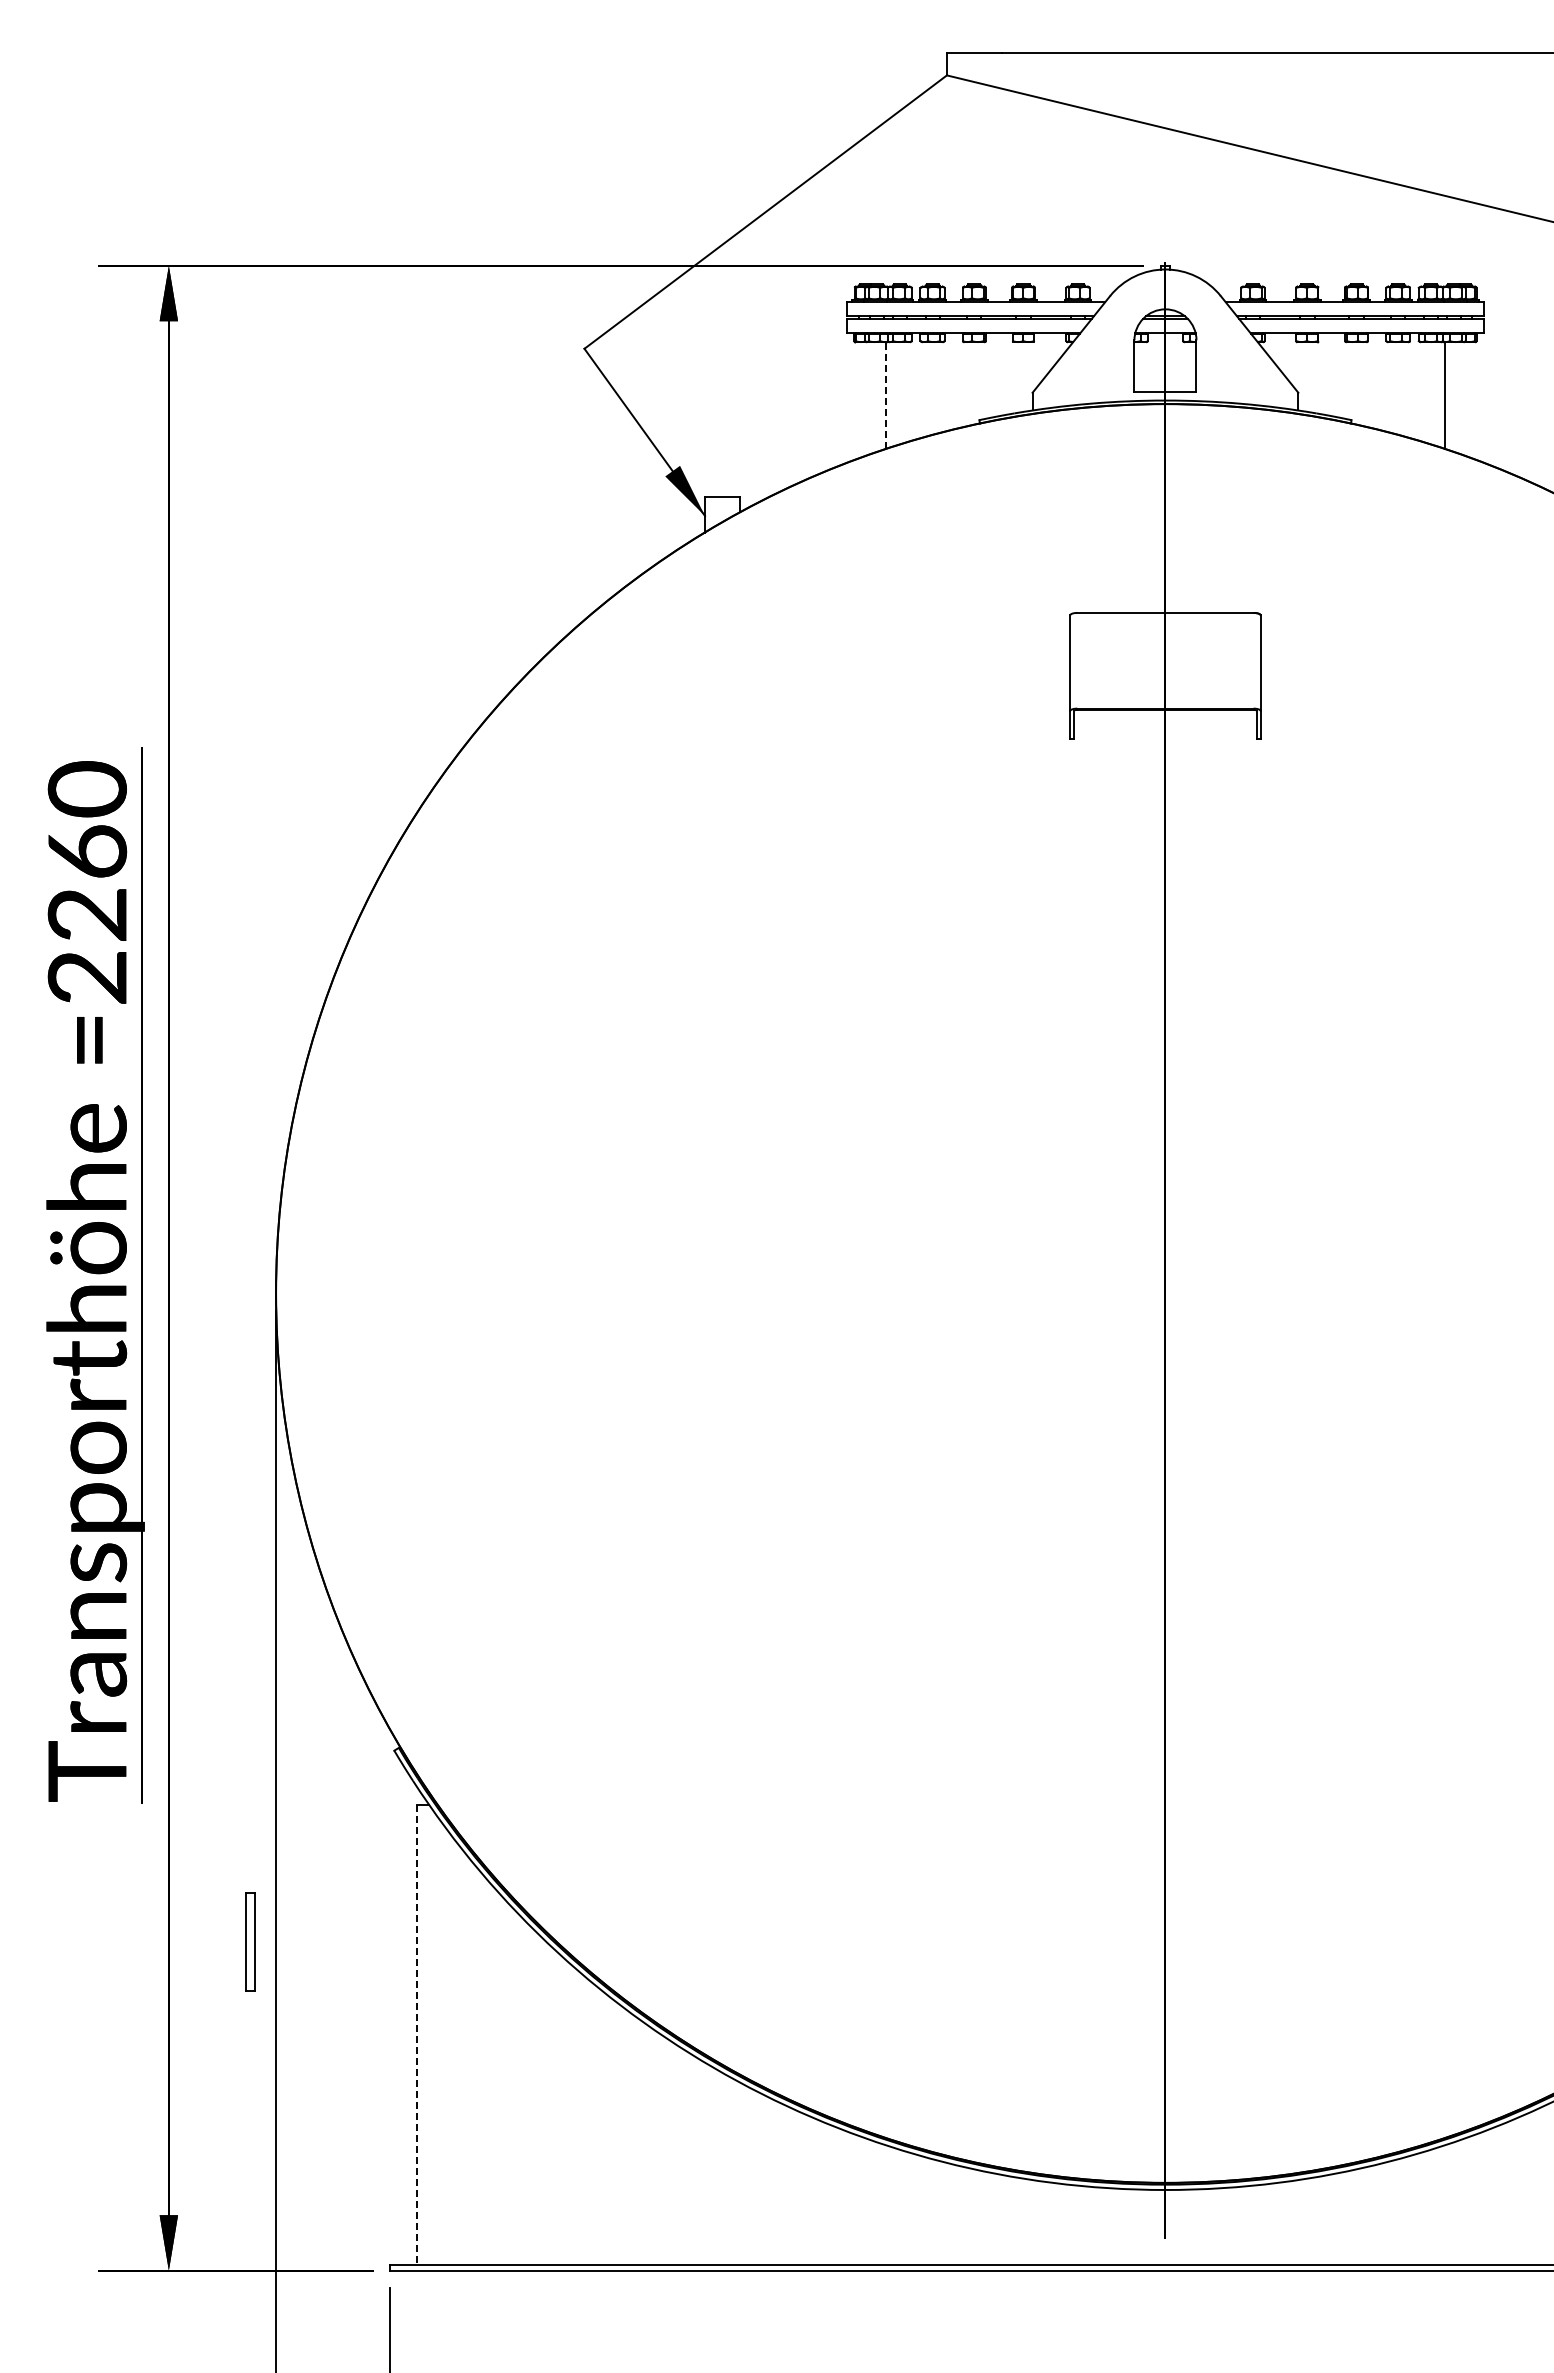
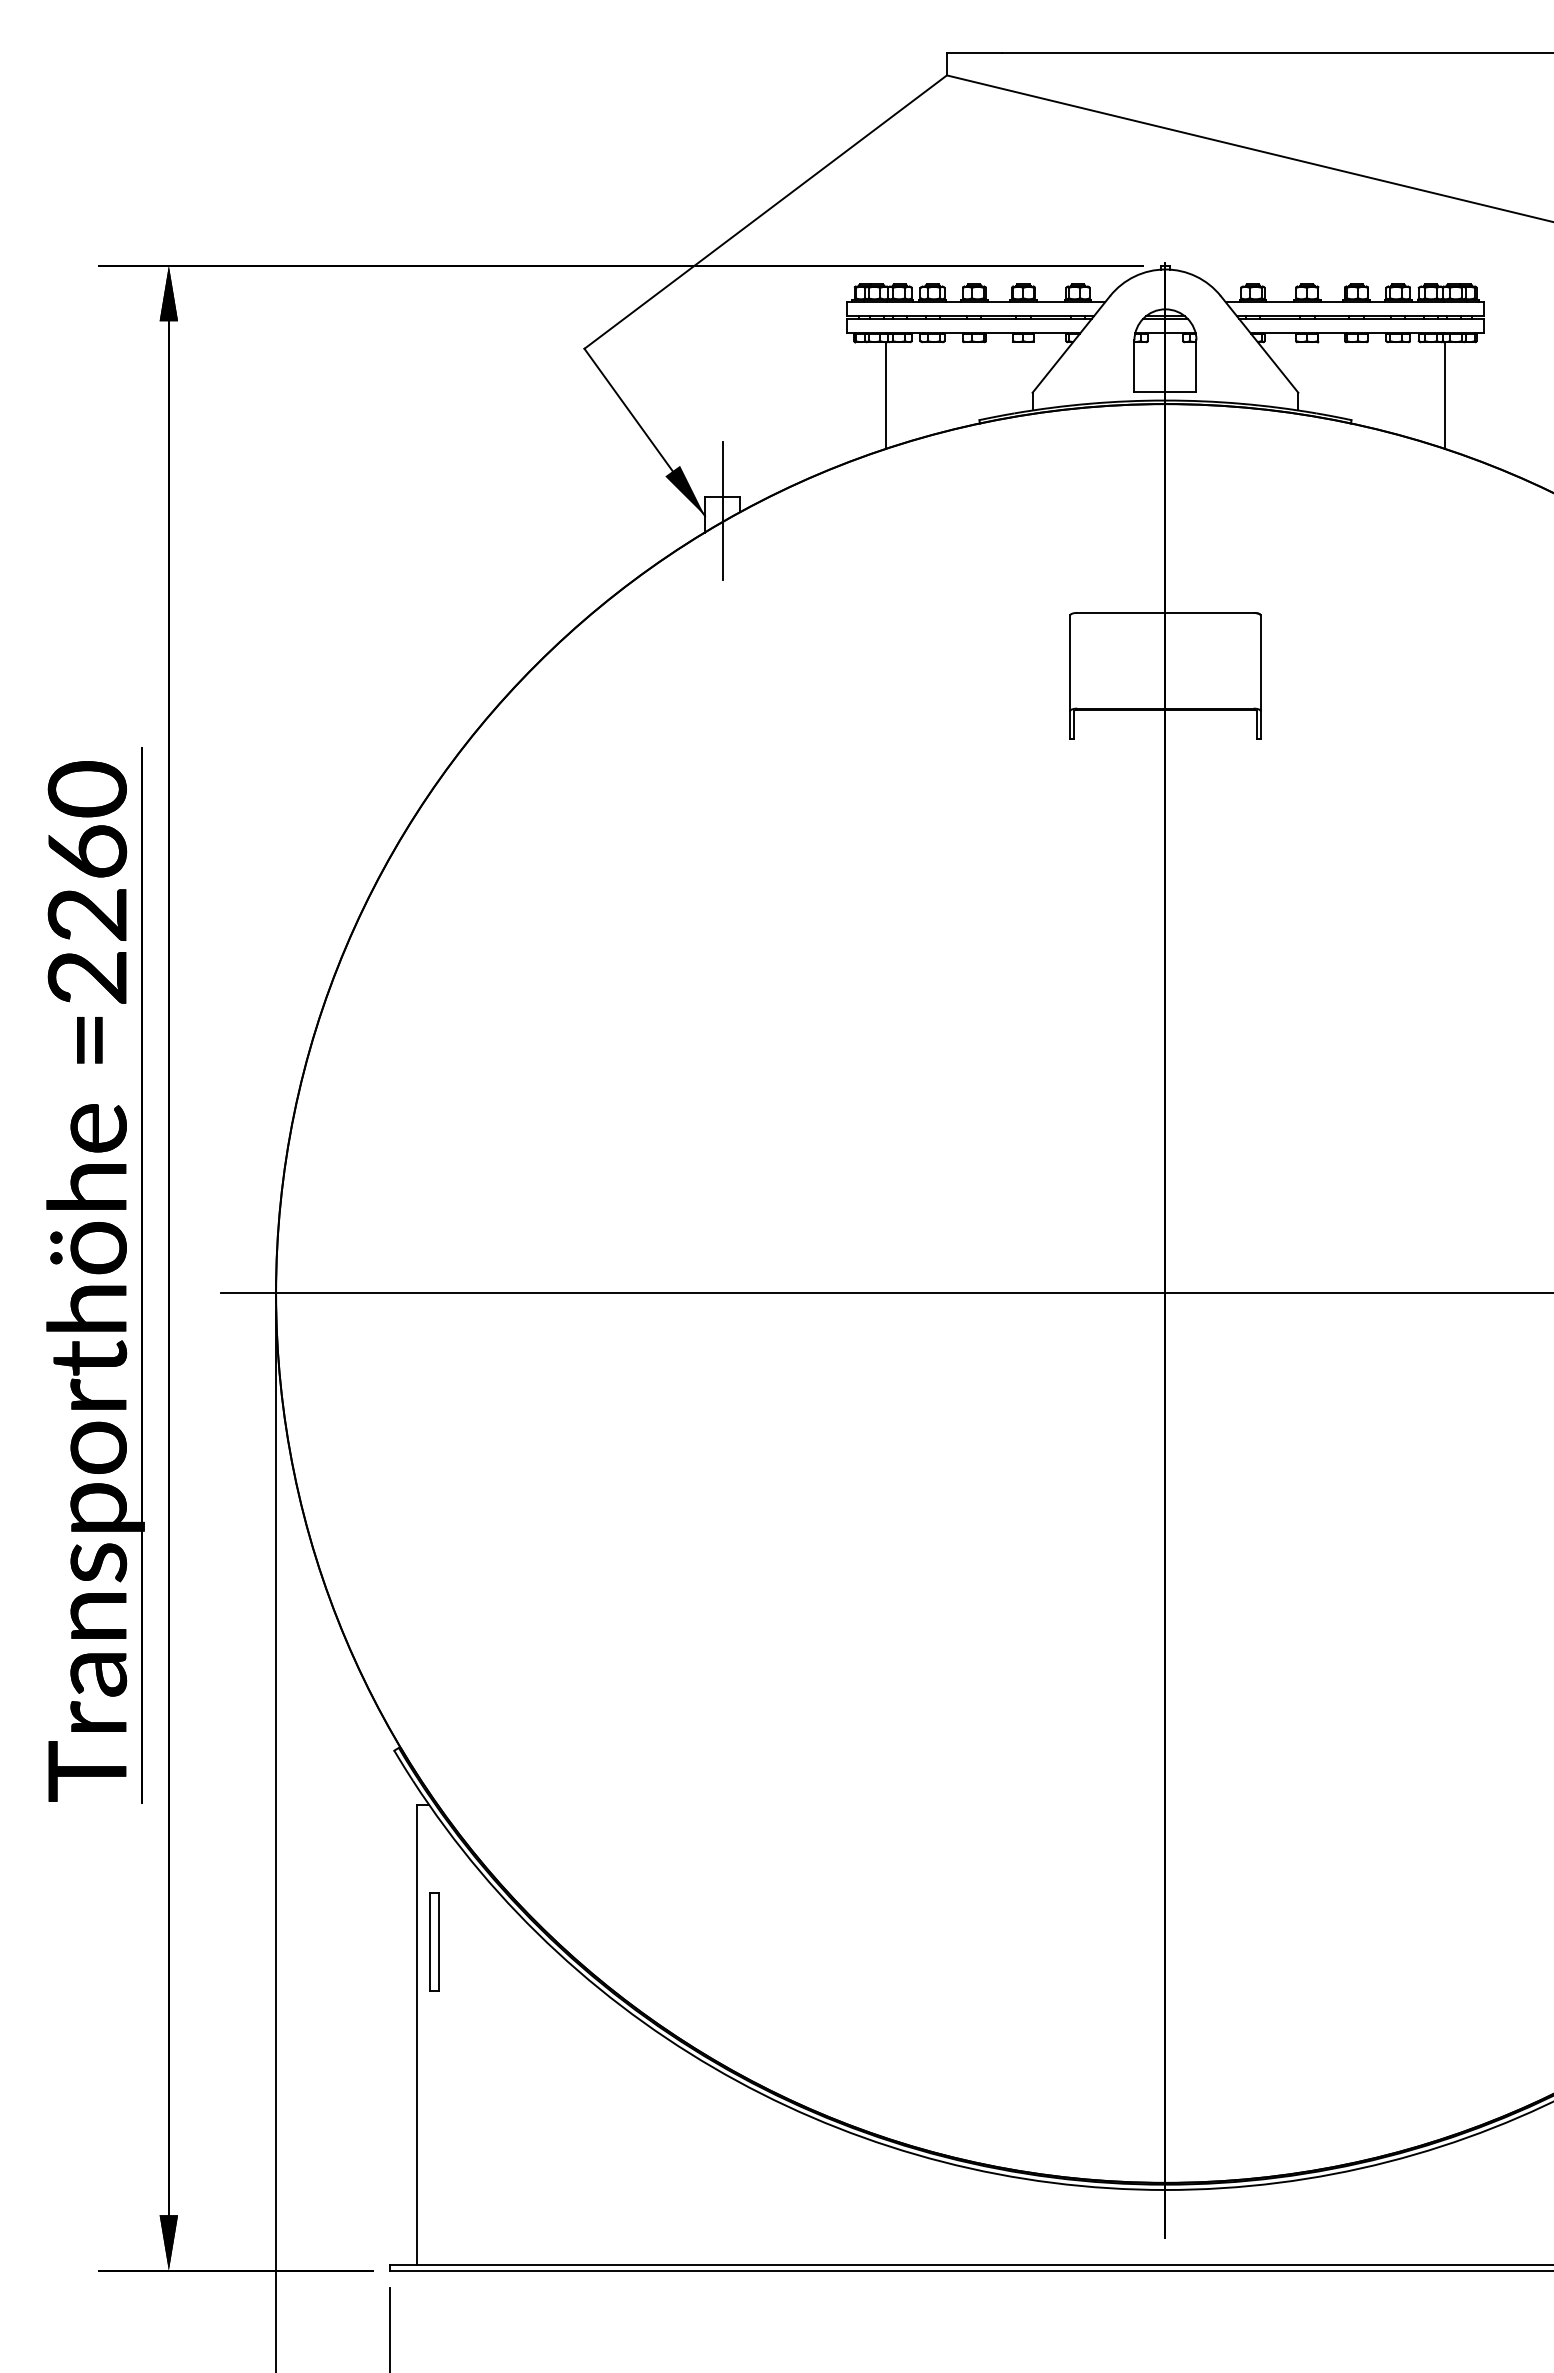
line: dashed -> solid (886, 395)
line: none -> present (722, 510)
line: none -> present (885, 1293)
part position: (250, 1941) -> (434, 1941) (434, 1941)
line: dashed -> solid (416, 2035)
